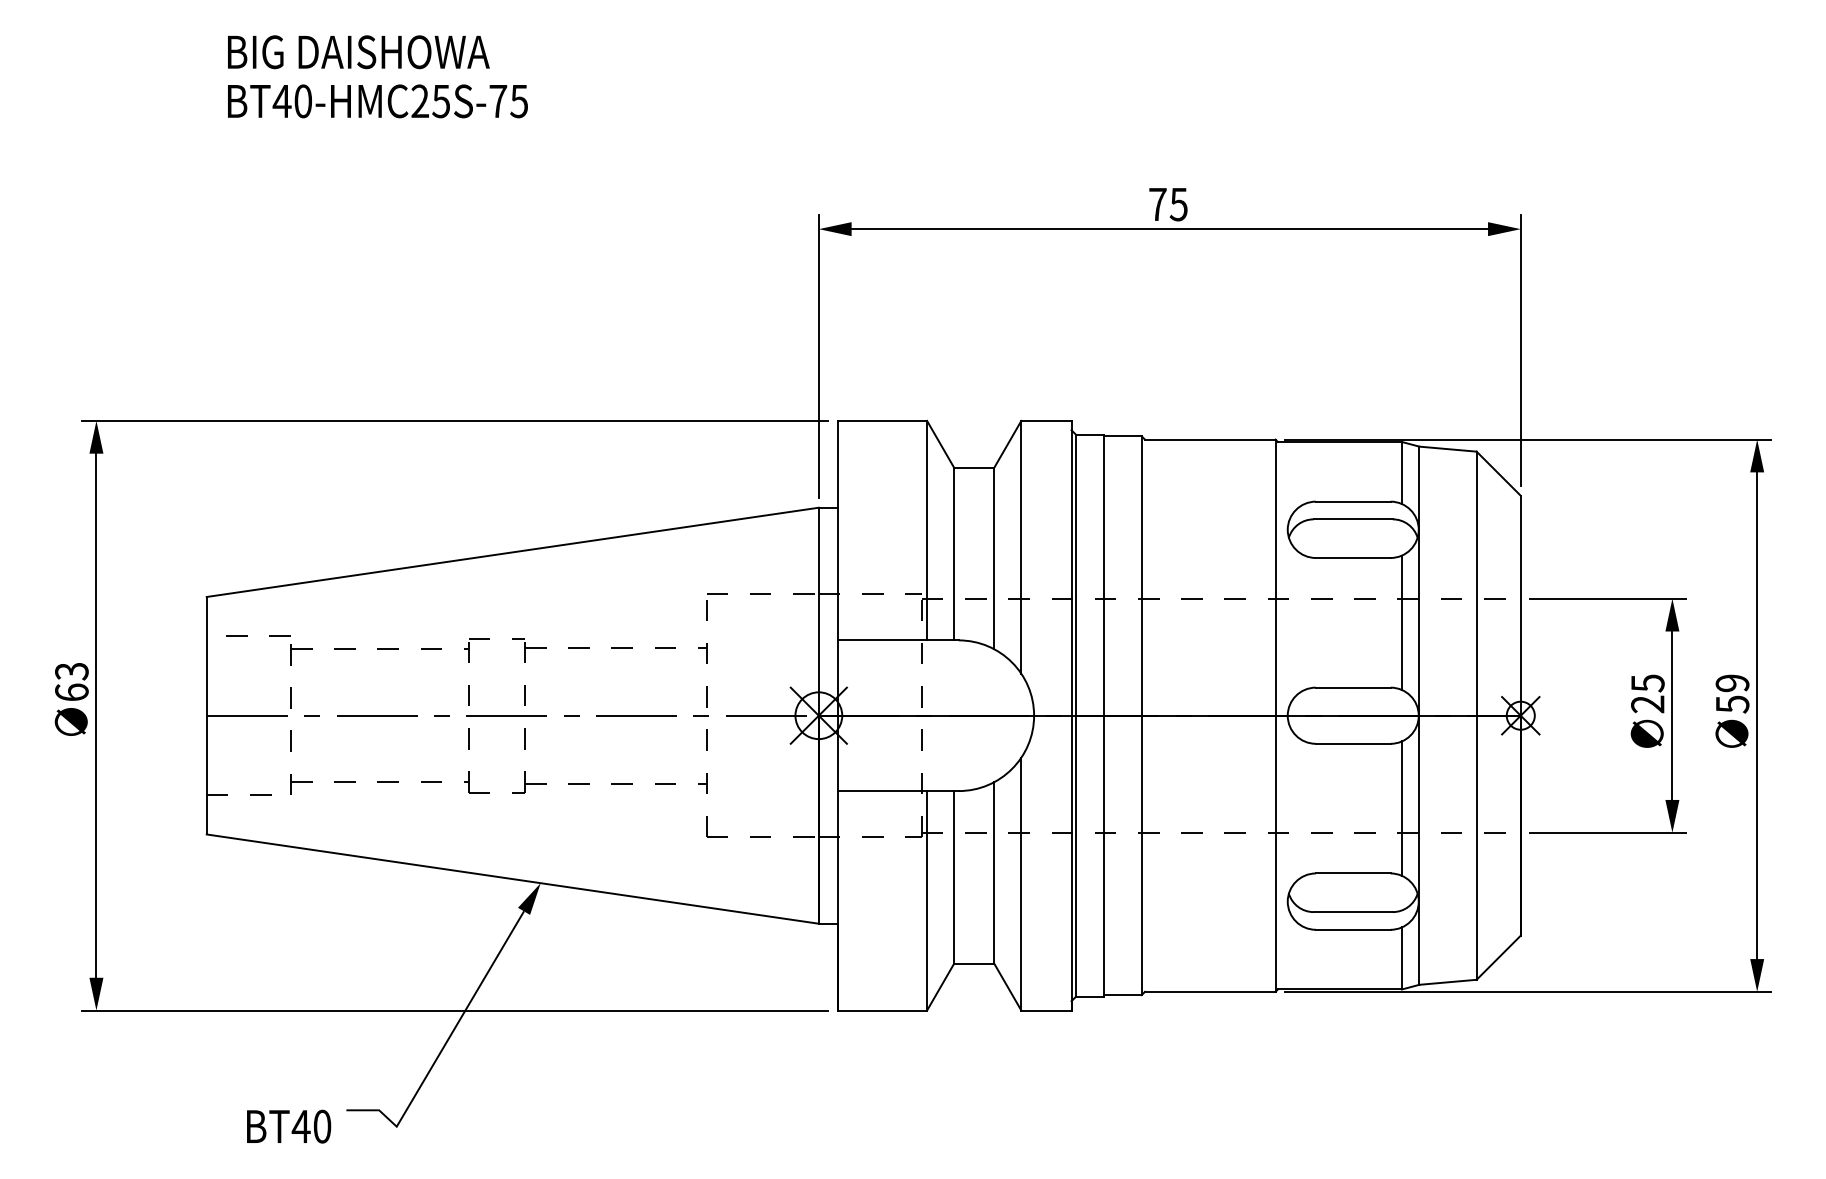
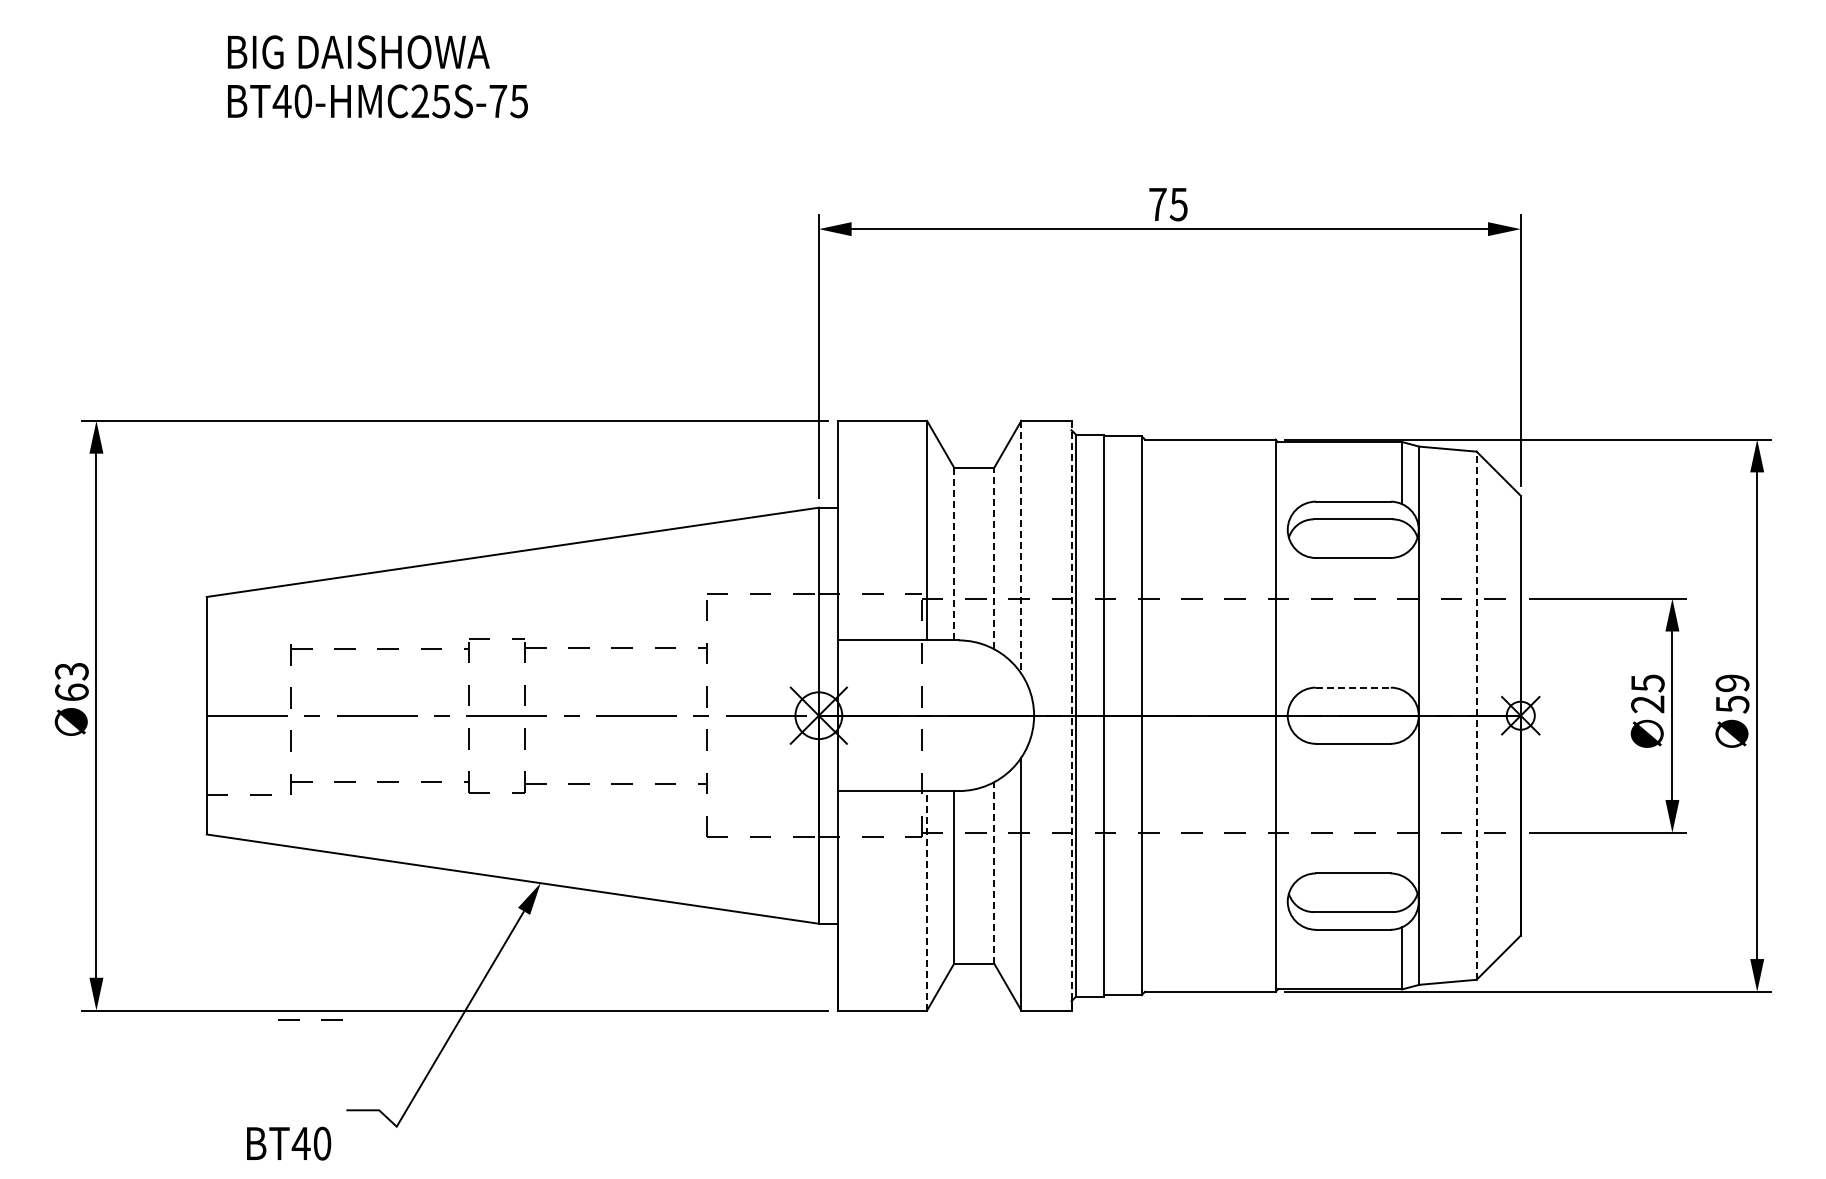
line: solid -> dashed (1021, 547)
line: solid -> dashed (954, 554)
line: solid -> dashed (994, 558)
line: present -> none (1401, 622)
line position: (247, 635) -> (299, 1019) (299, 1019)
line: solid -> dashed (1353, 687)
line: solid -> dashed (1071, 715)
line: solid -> dashed (1476, 715)
line: present -> none (1401, 808)
line: solid -> dashed (994, 872)
line: solid -> dashed (927, 900)
text position: (289, 1126) -> (289, 1143) (289, 1143)
